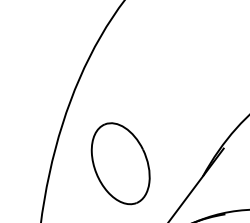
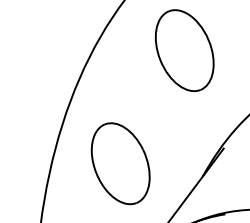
part: none -> present (184, 50)
